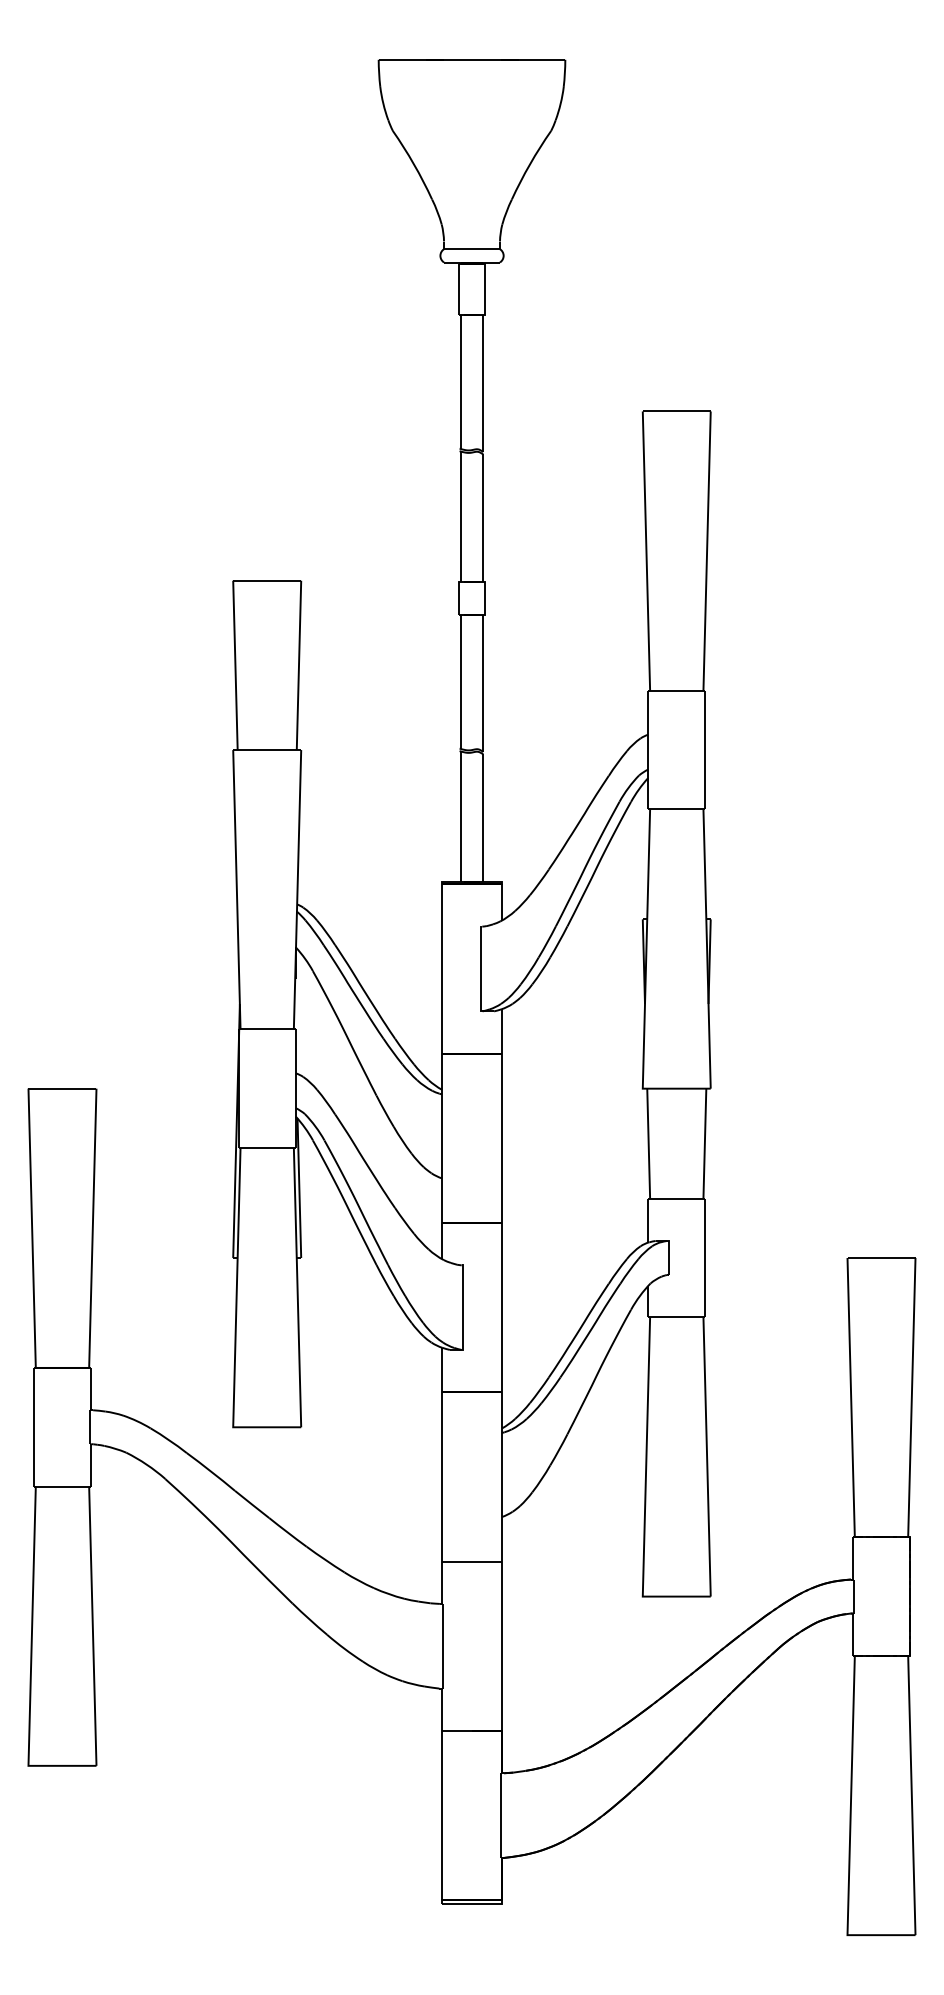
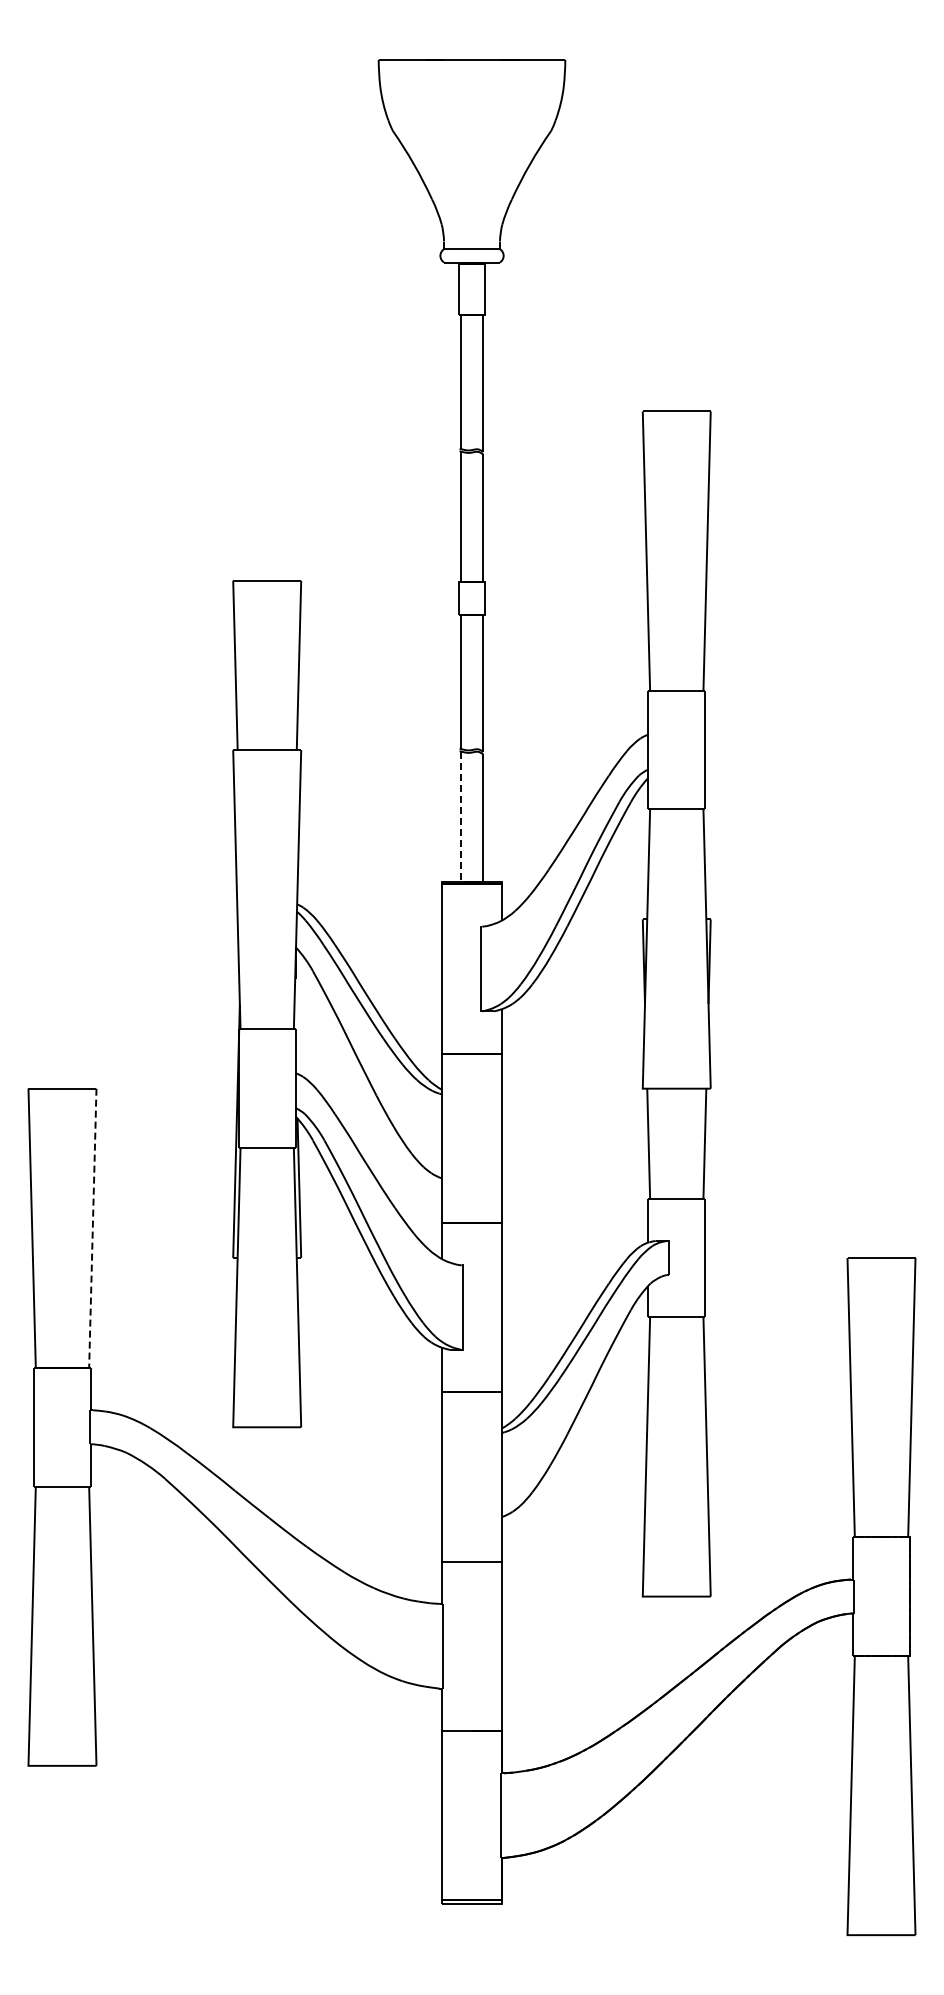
line: solid -> dashed (461, 817)
line: solid -> dashed (92, 1228)
